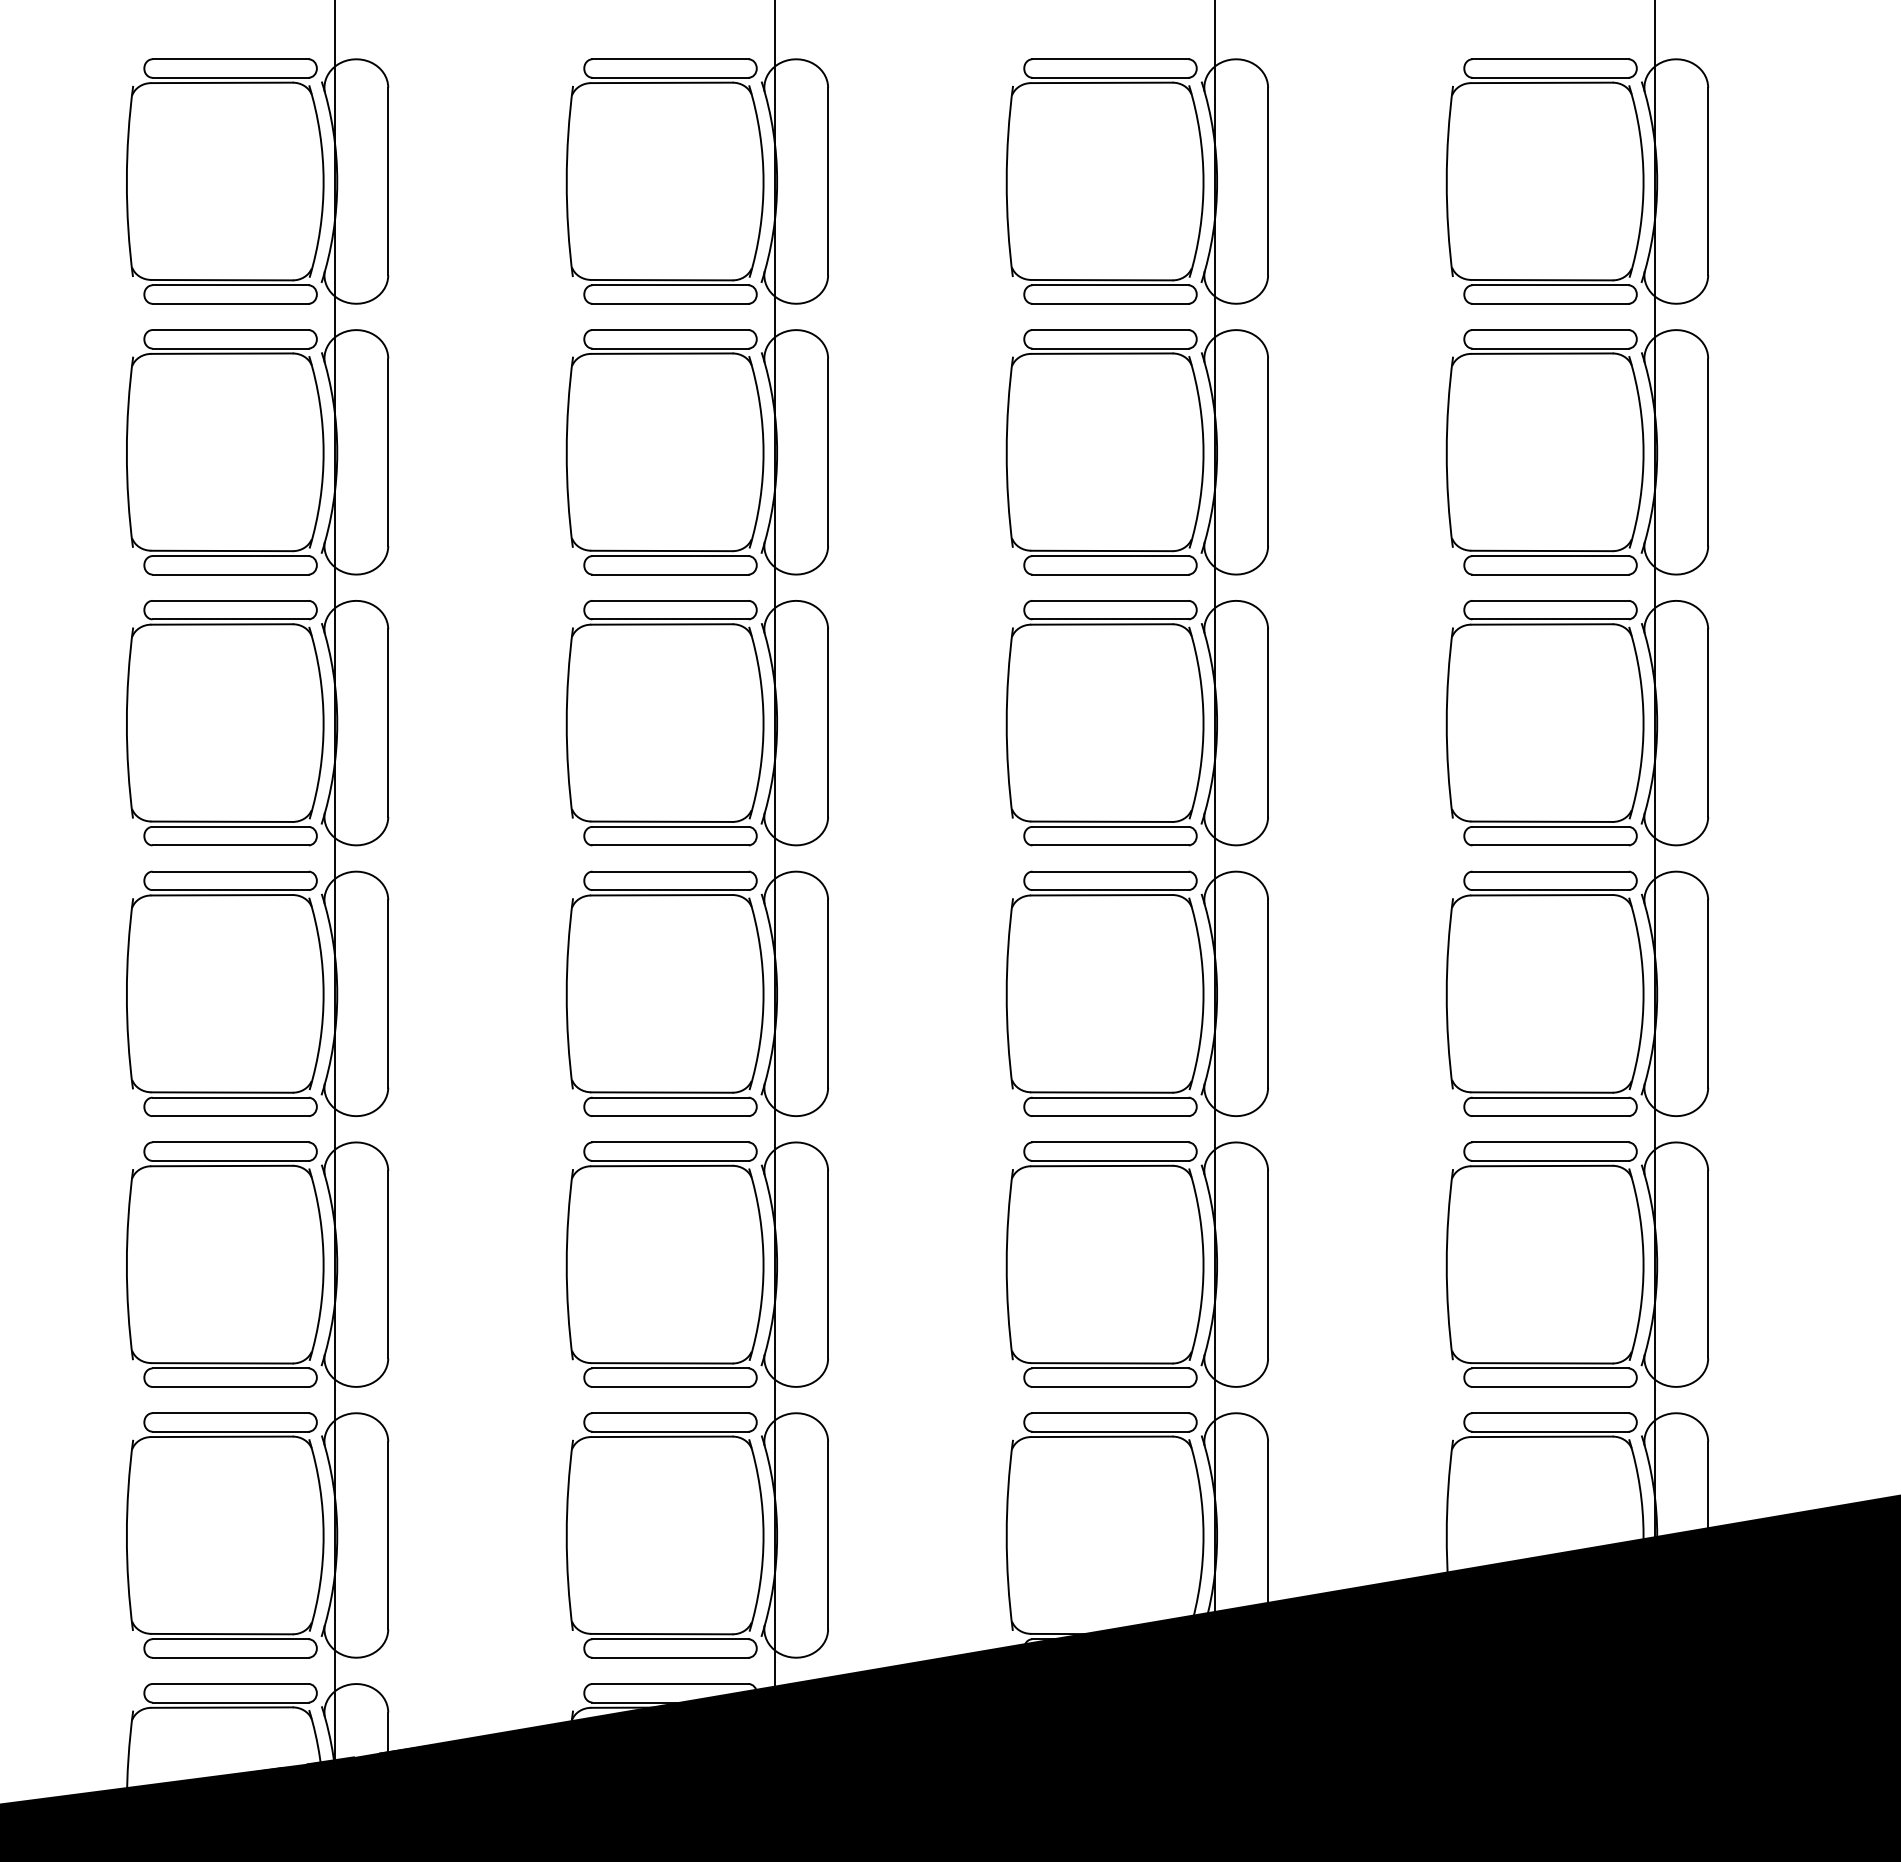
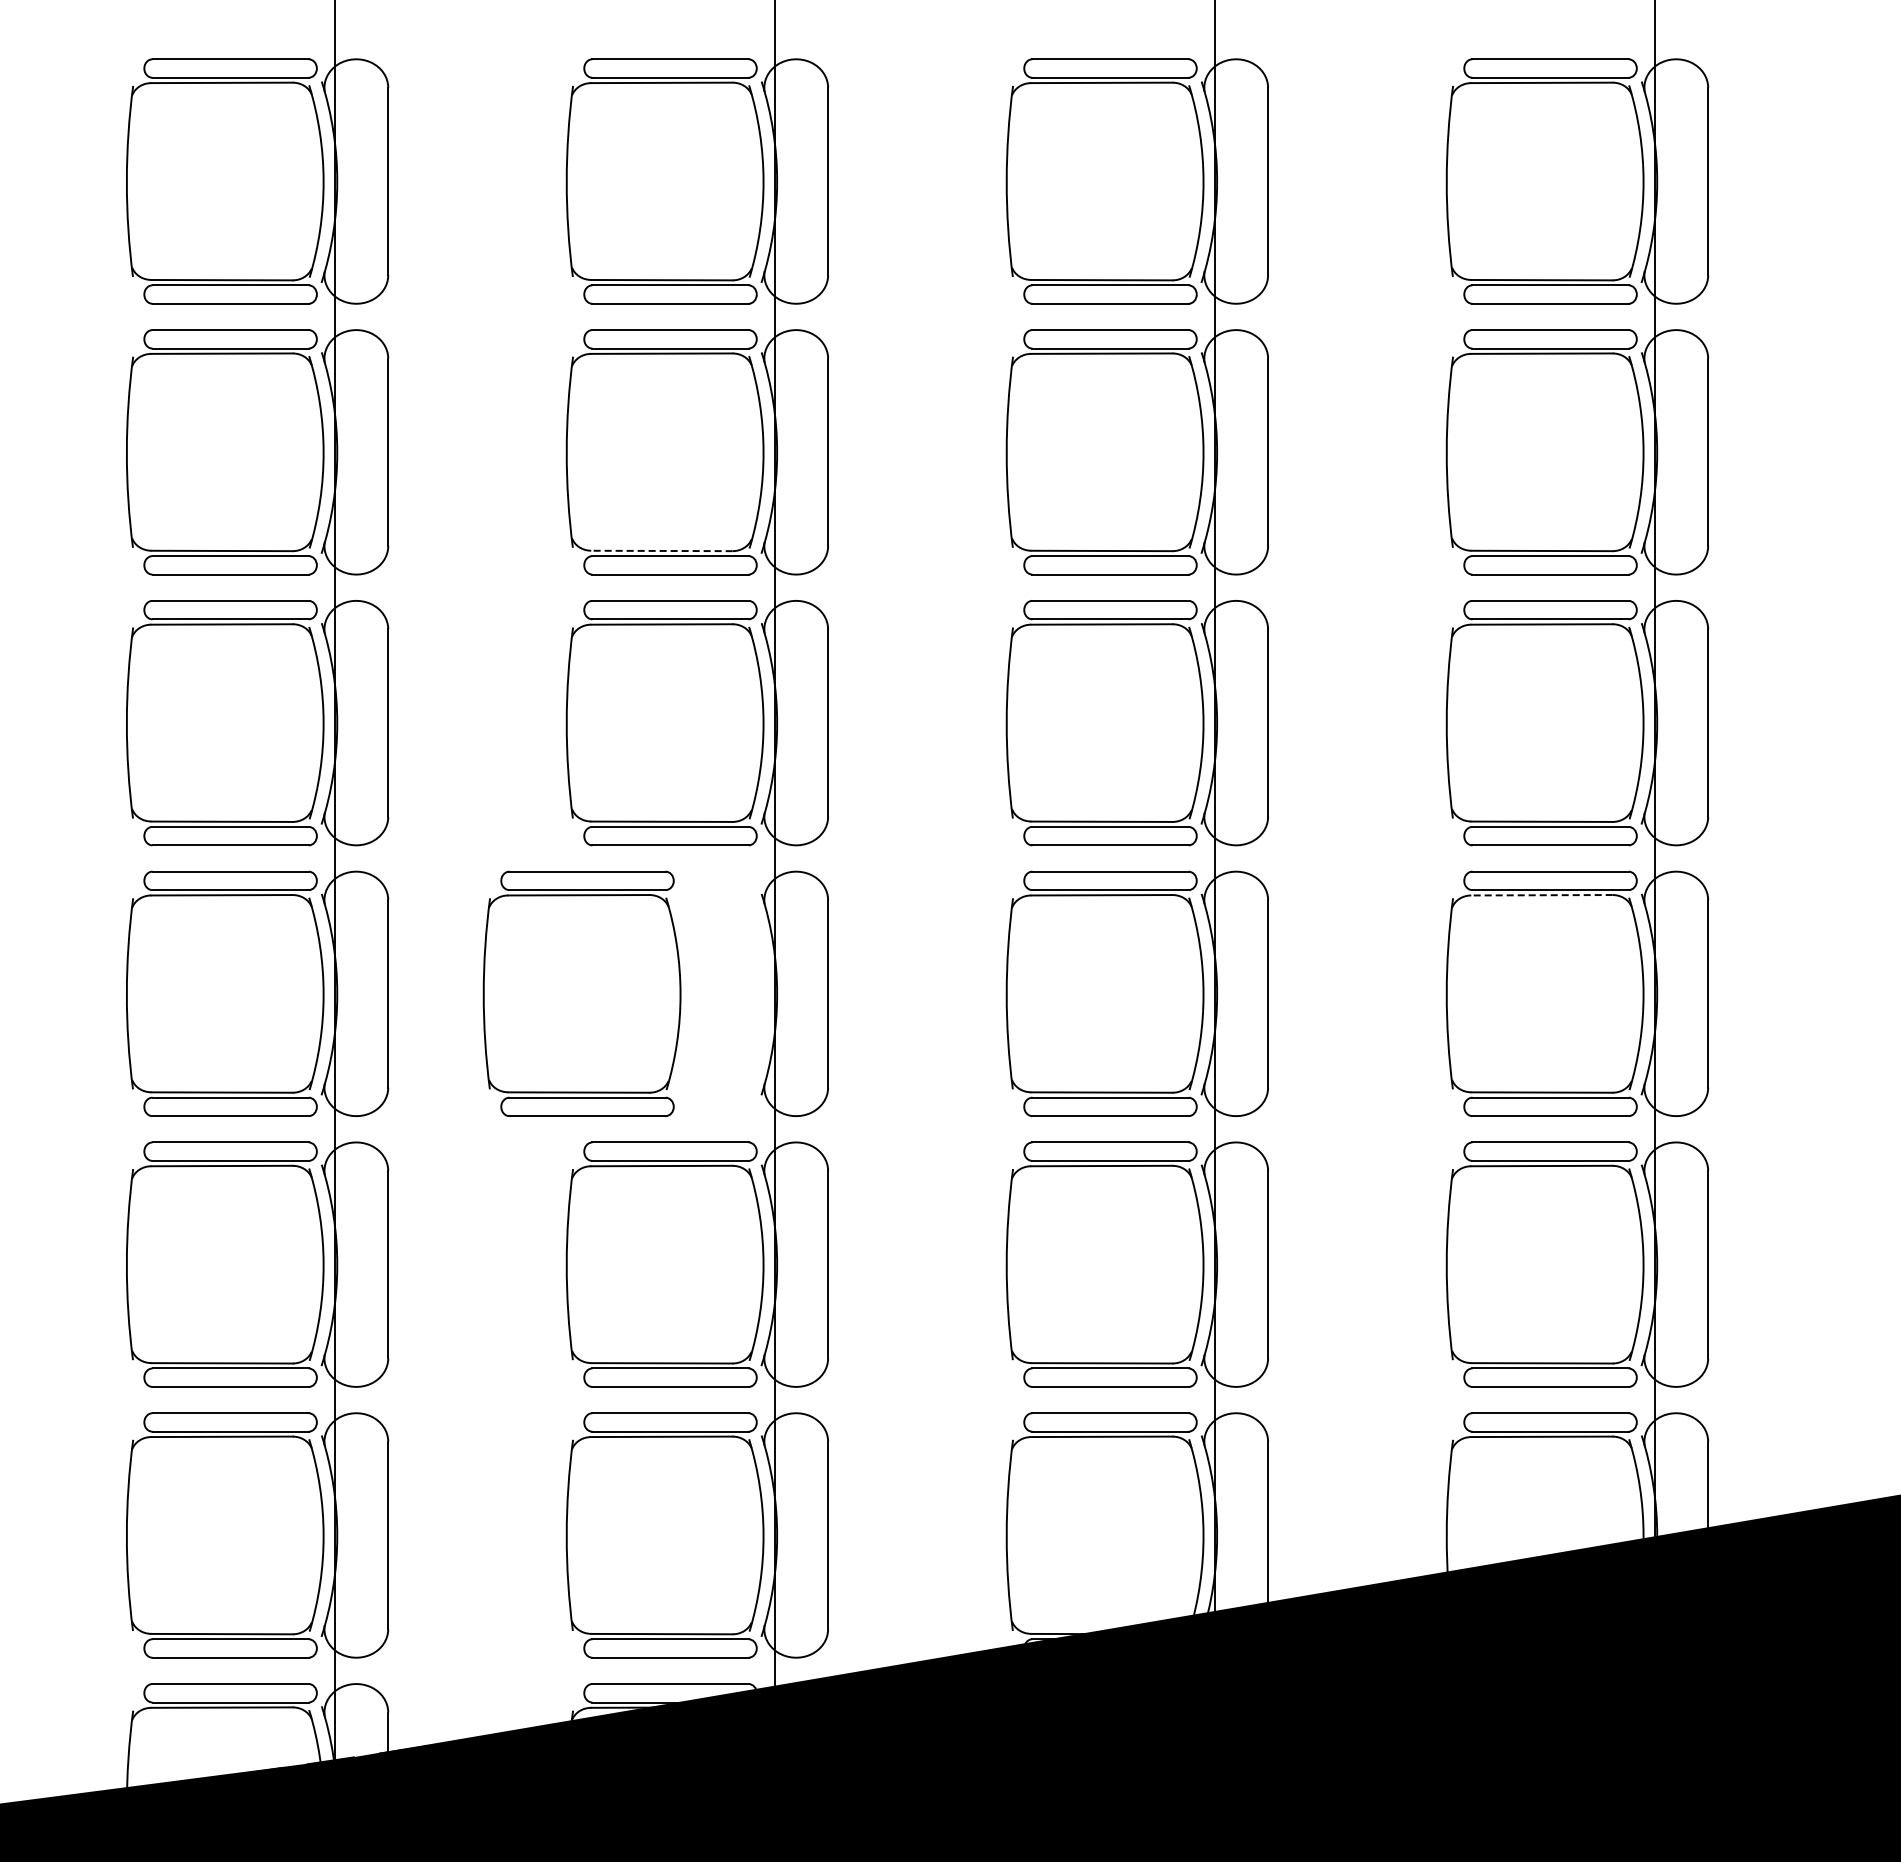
line: solid -> dashed (661, 550)
line: solid -> dashed (1542, 895)
part position: (664, 993) -> (581, 993) (581, 993)
